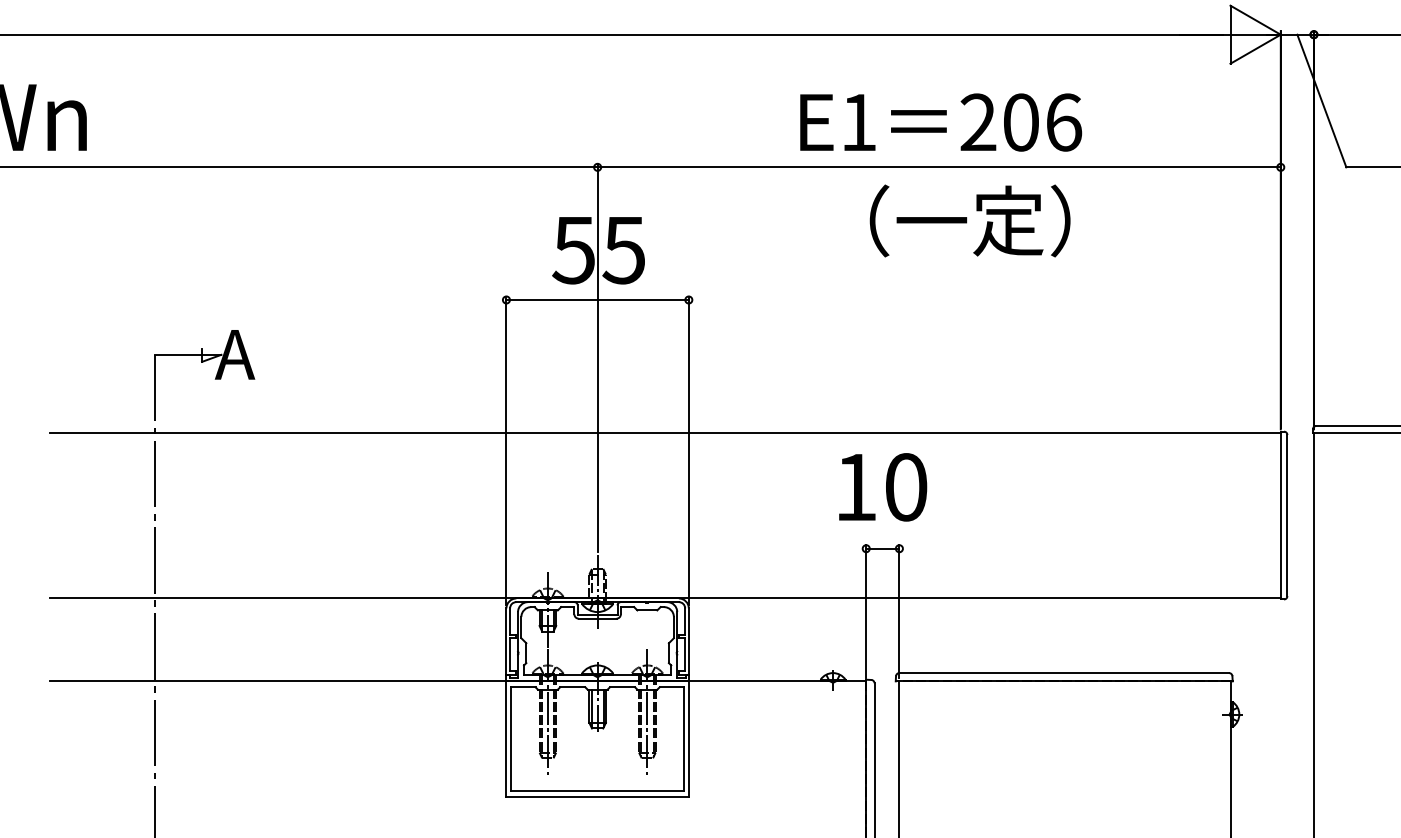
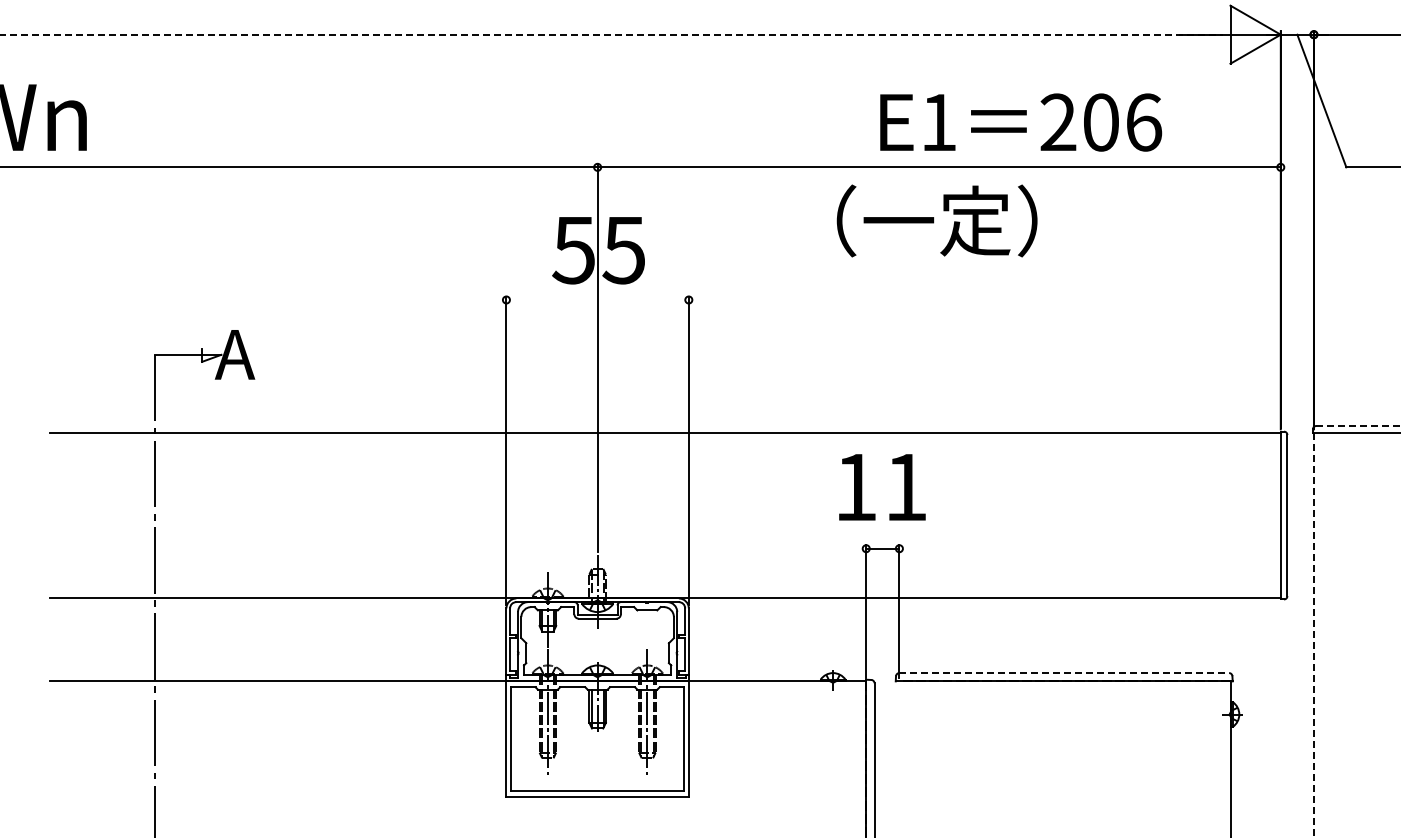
line: solid -> dashed (611, 34)
text position: (941, 122) -> (1021, 122) (1021, 122)
text position: (969, 220) -> (936, 220) (936, 220)
line: present -> none (597, 300)
line: solid -> dashed (1359, 426)
text: 10 -> 11 (906, 487)
line: solid -> dashed (1313, 635)
line: solid -> dashed (1064, 673)
line: present -> none (899, 757)
